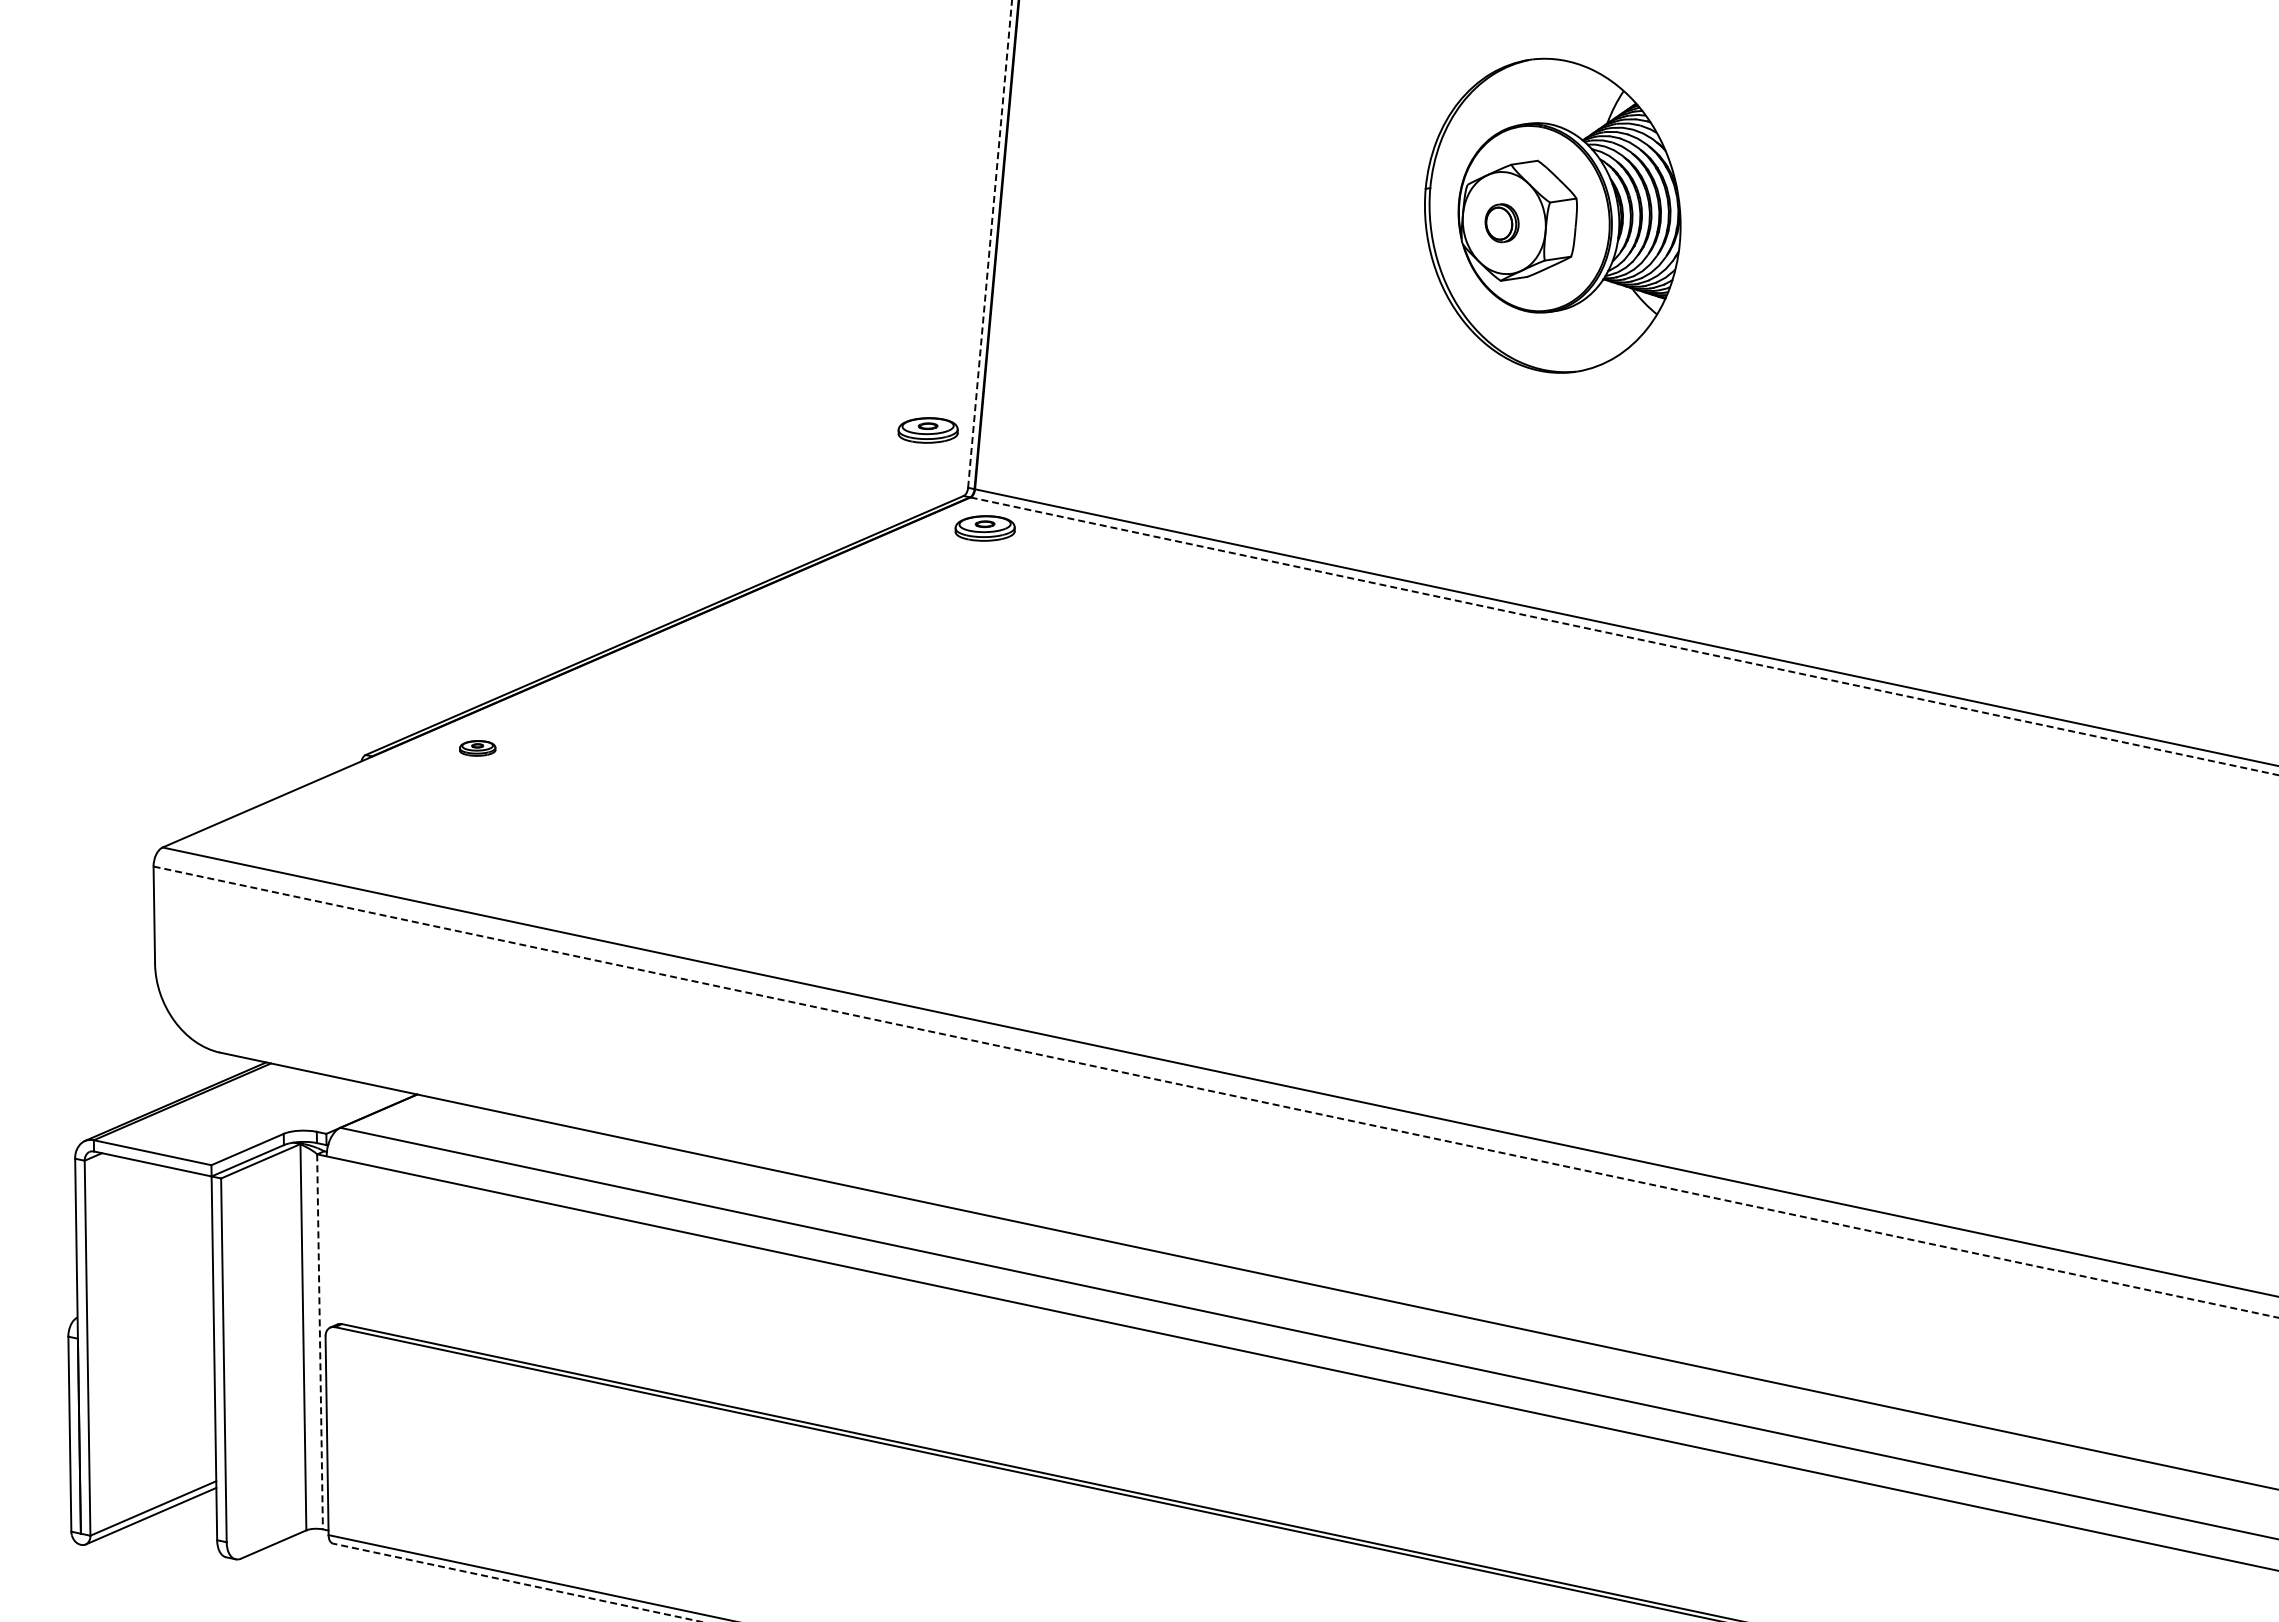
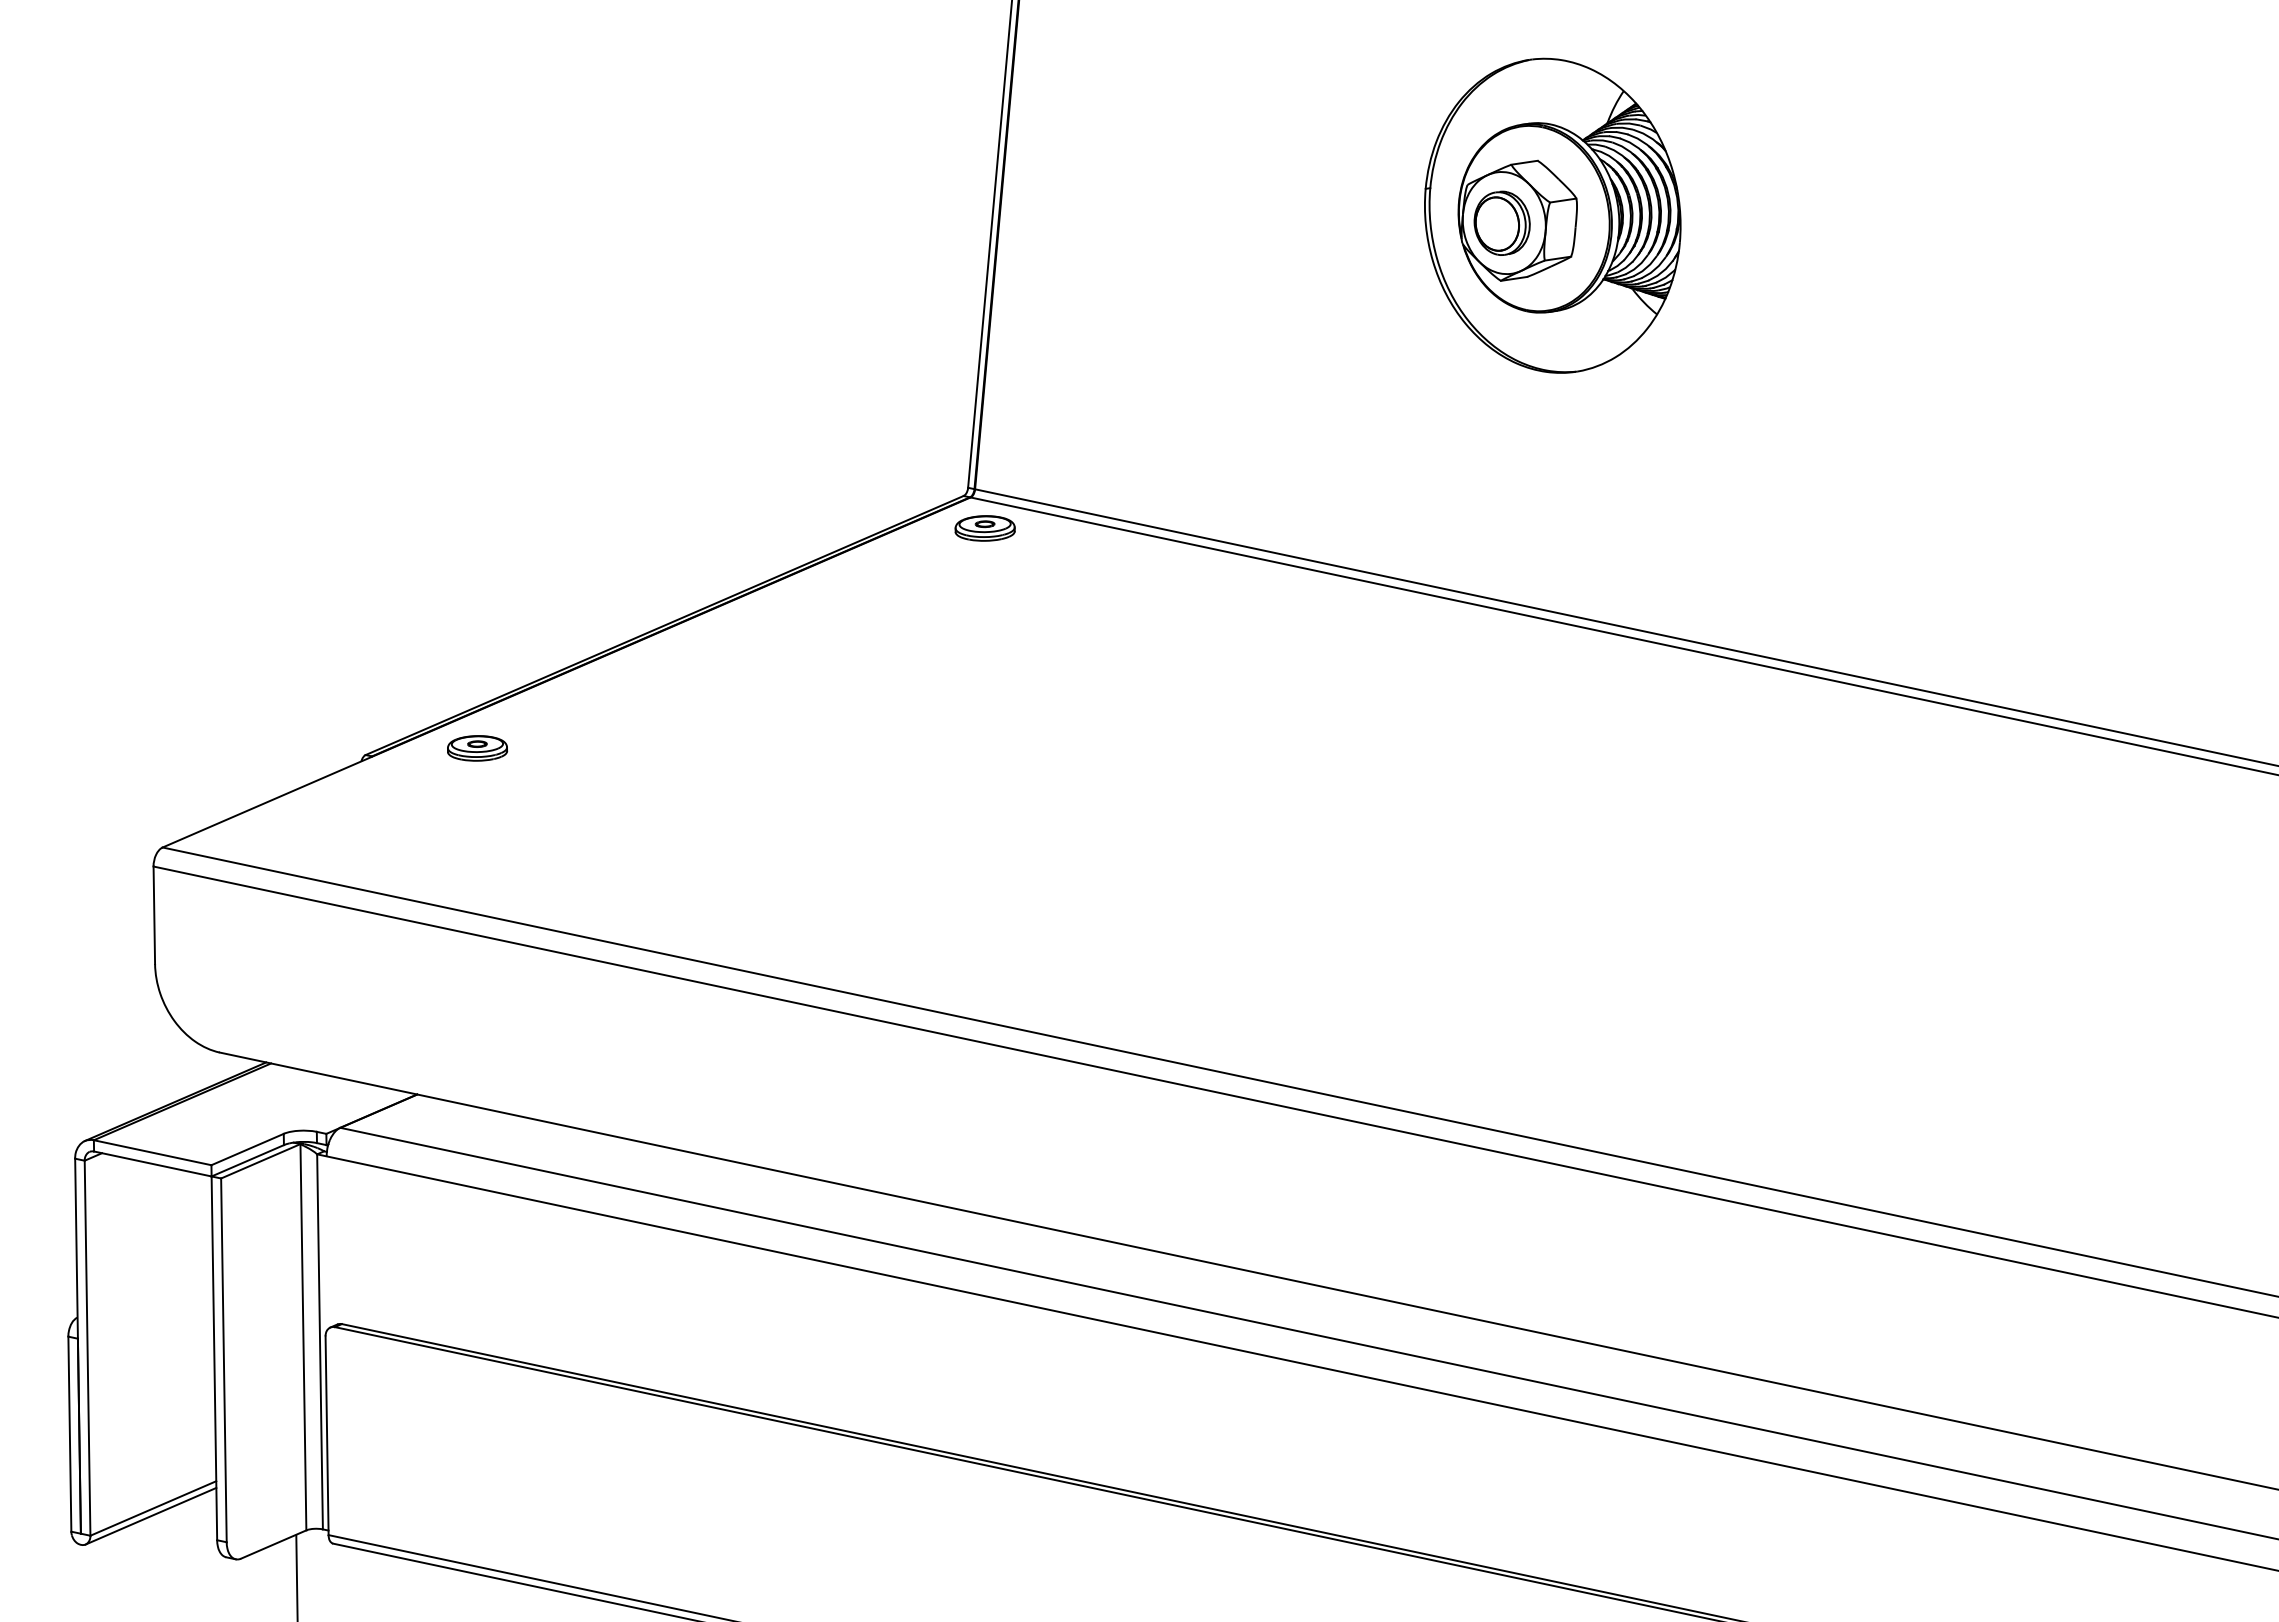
part size: 36x41 px -> 58x66 px (1501, 222)
line: dashed -> solid (990, 243)
part: present -> none (927, 430)
line: dashed -> solid (1624, 636)
part size: 38x17 px -> 62x27 px (477, 748)
line: dashed -> solid (1216, 1092)
line: dashed -> solid (320, 1341)
line: none -> present (296, 1576)
line: dashed -> solid (517, 1582)
